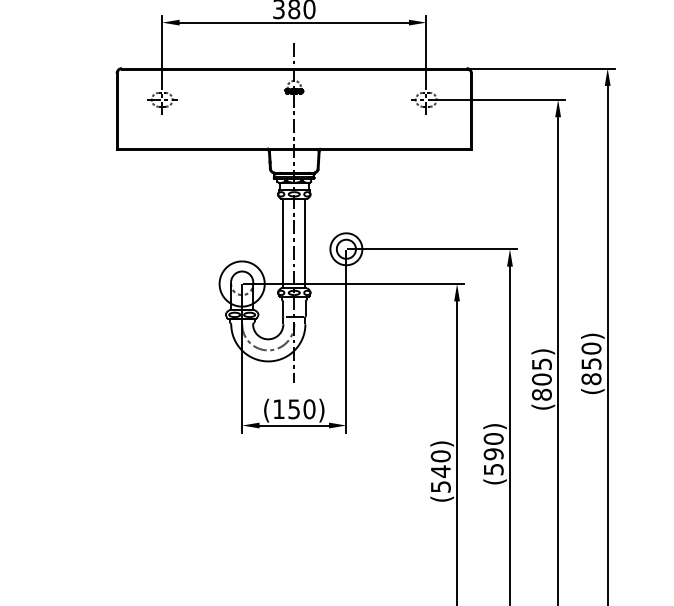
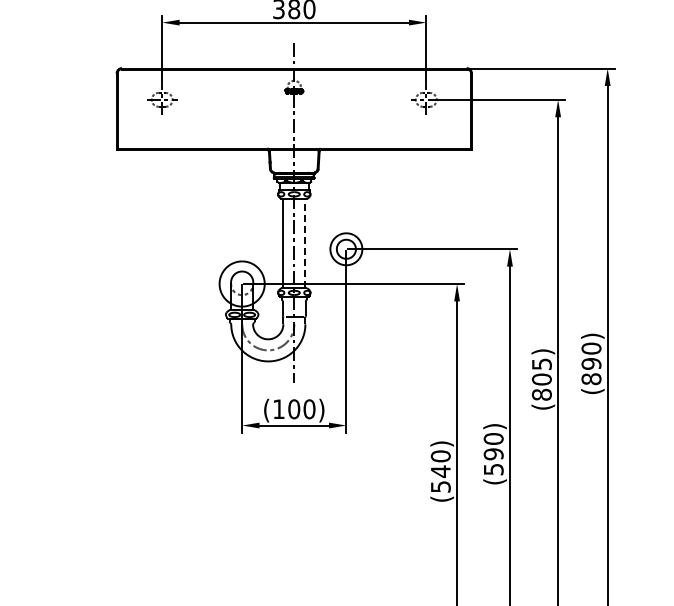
line: solid -> dashed (305, 243)
text: (850) -> (890) (591, 363)
text: (150) -> (100) (294, 409)
